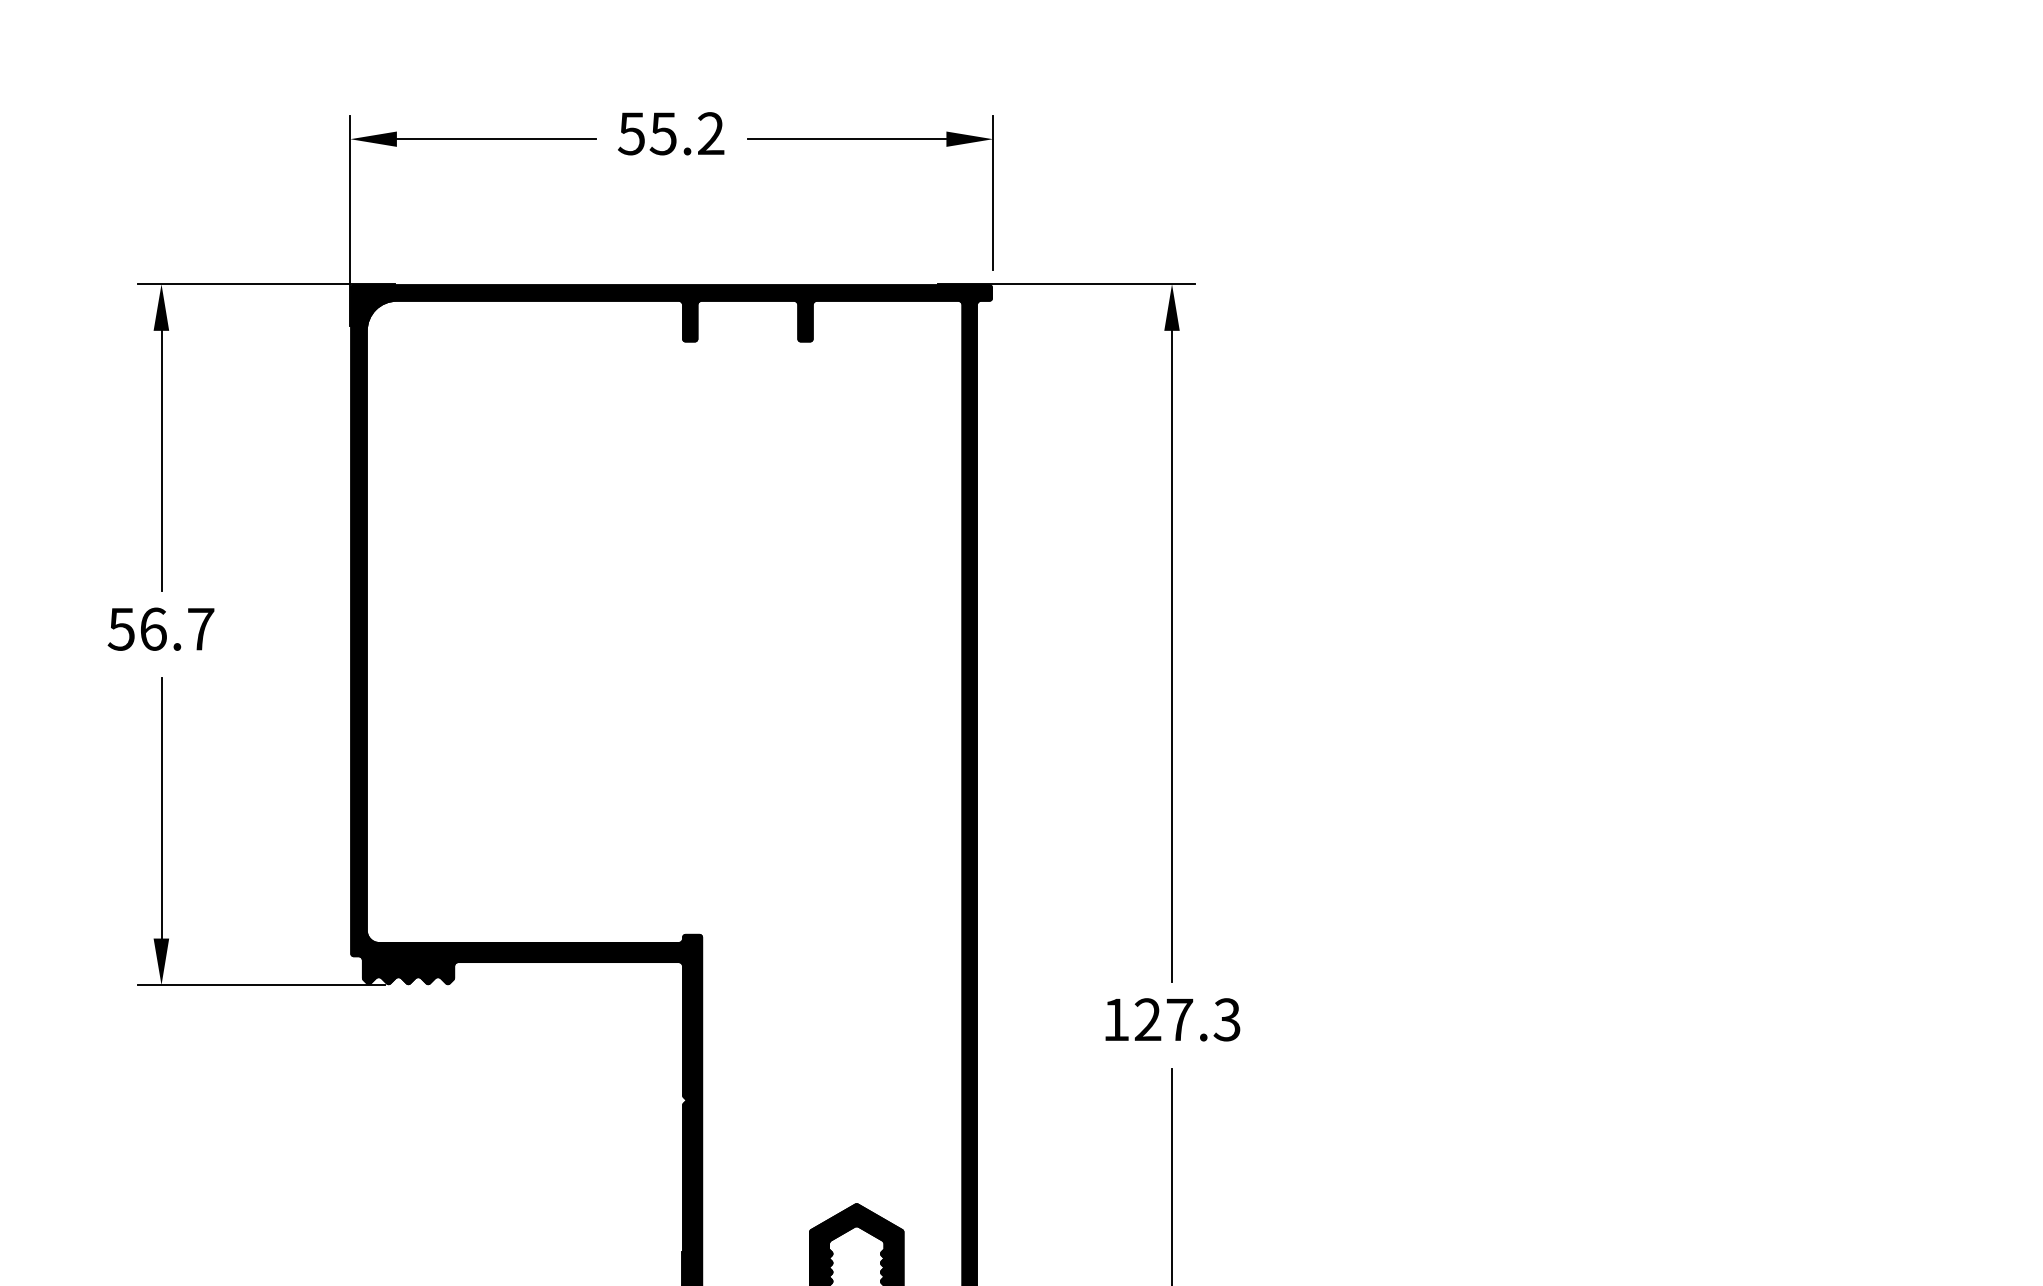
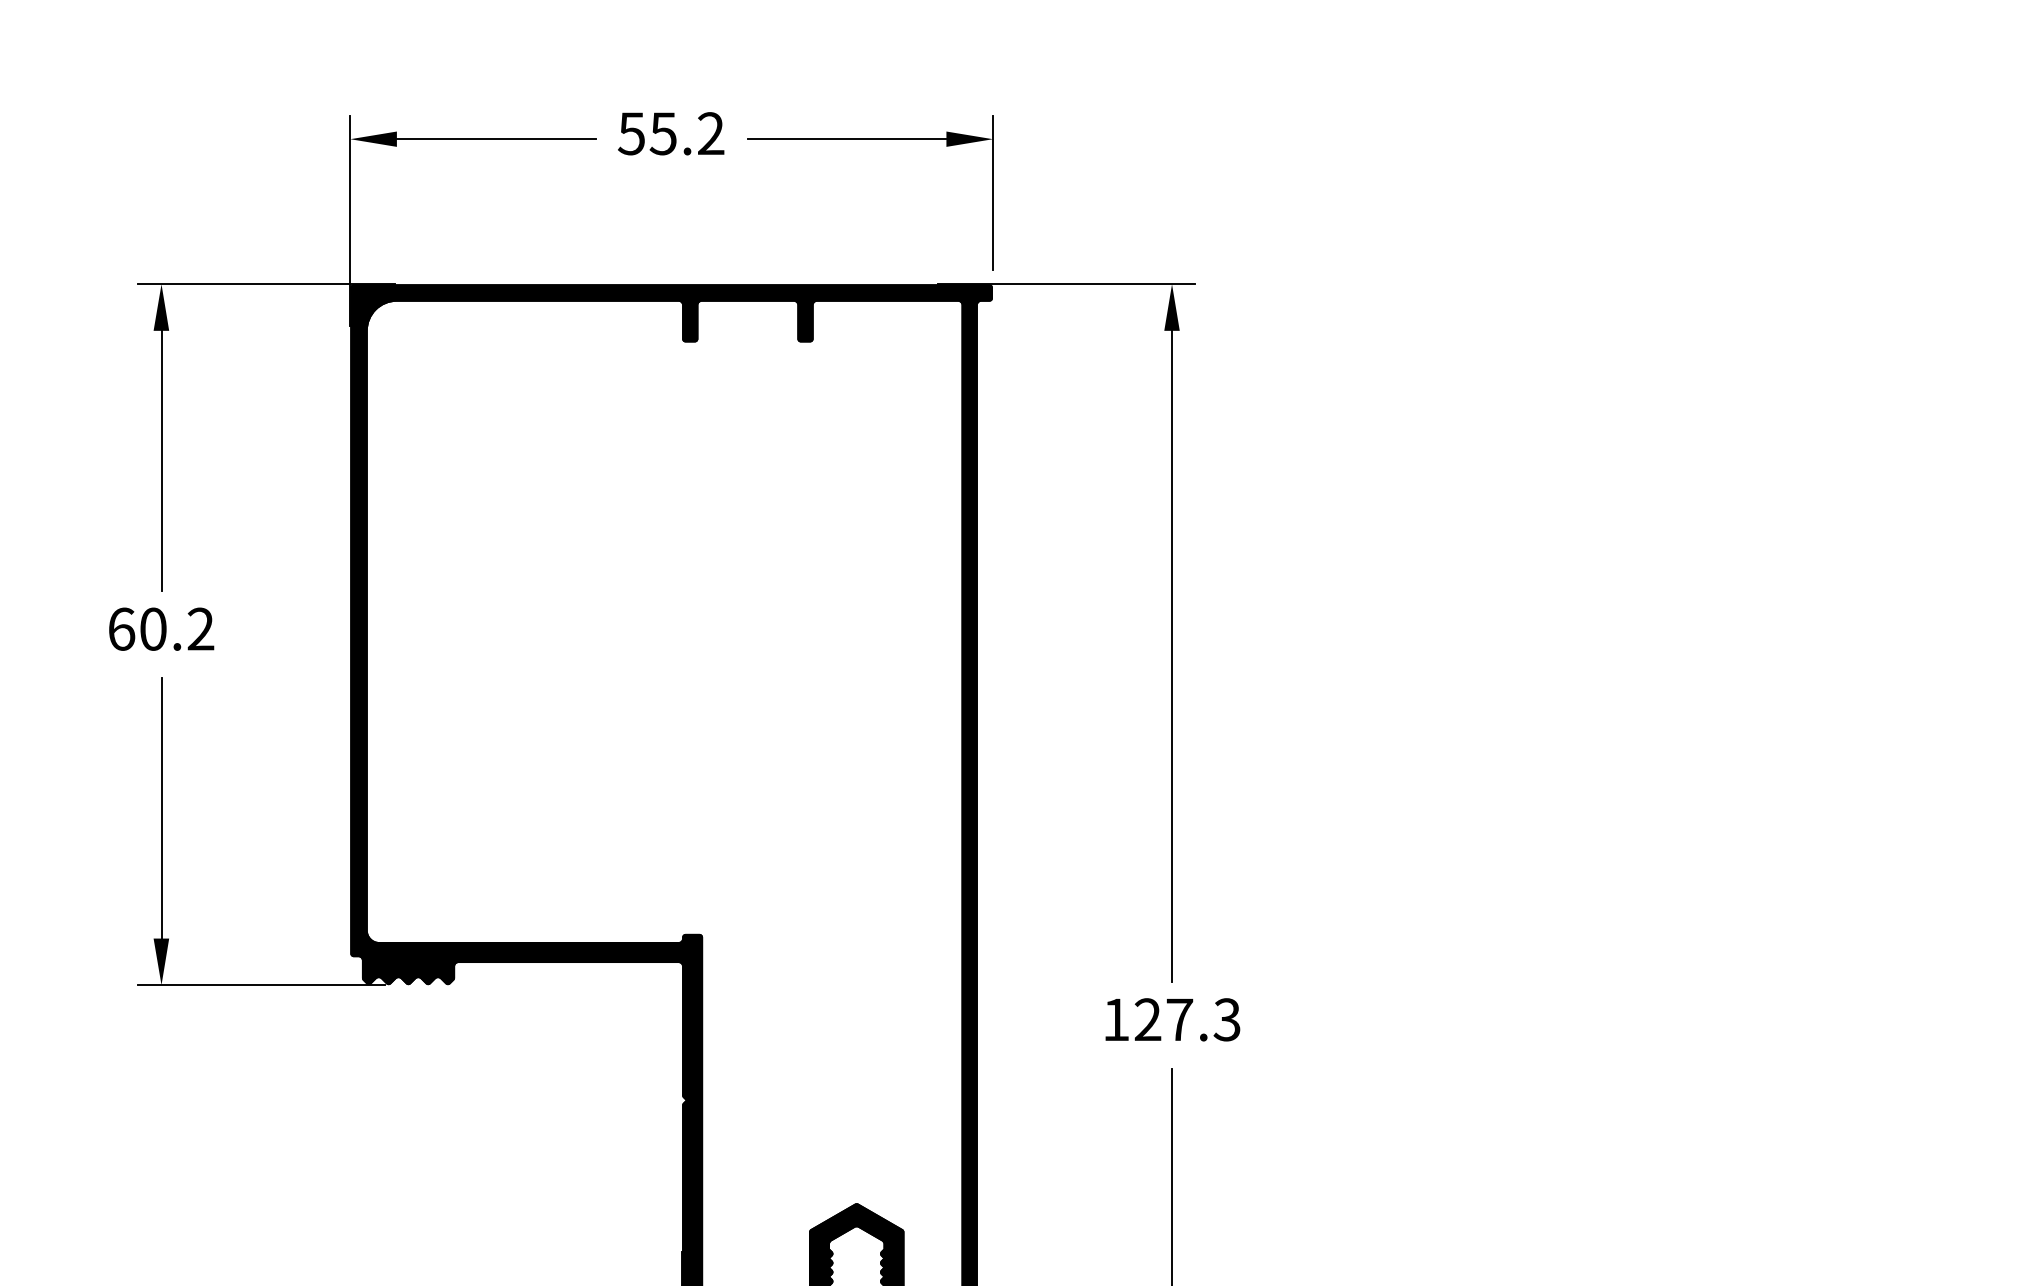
text: 56.7 -> 60.2 (160, 628)
